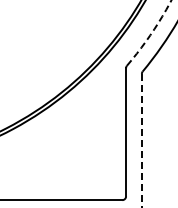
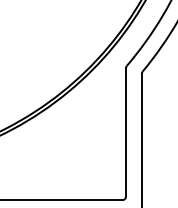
arc: dashed -> solid (151, 33)
line: dashed -> solid (141, 140)
